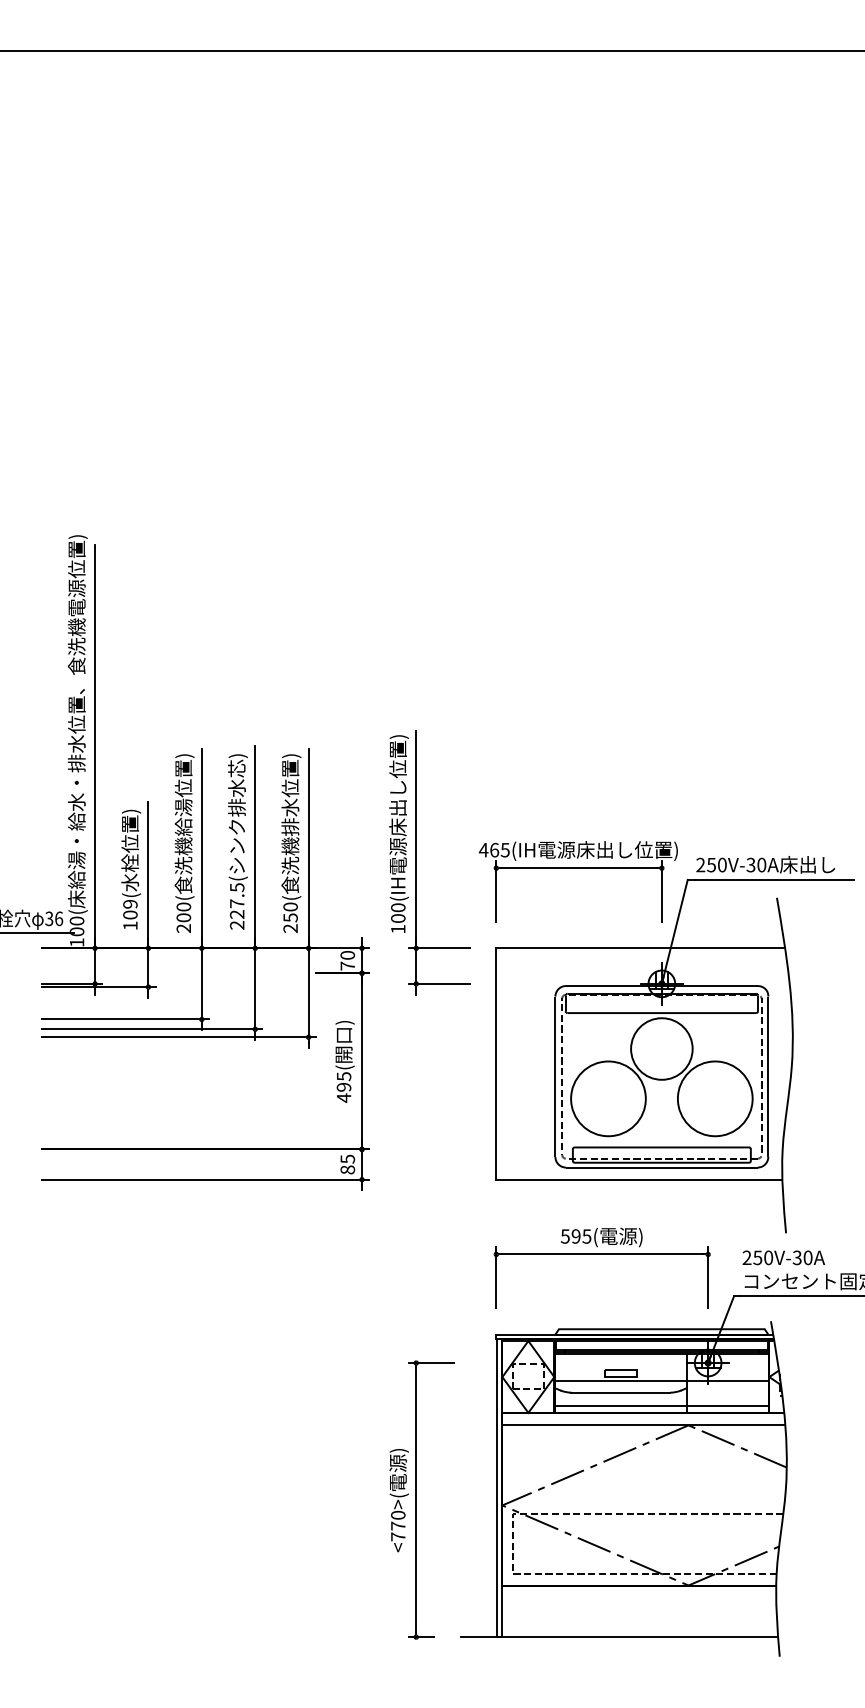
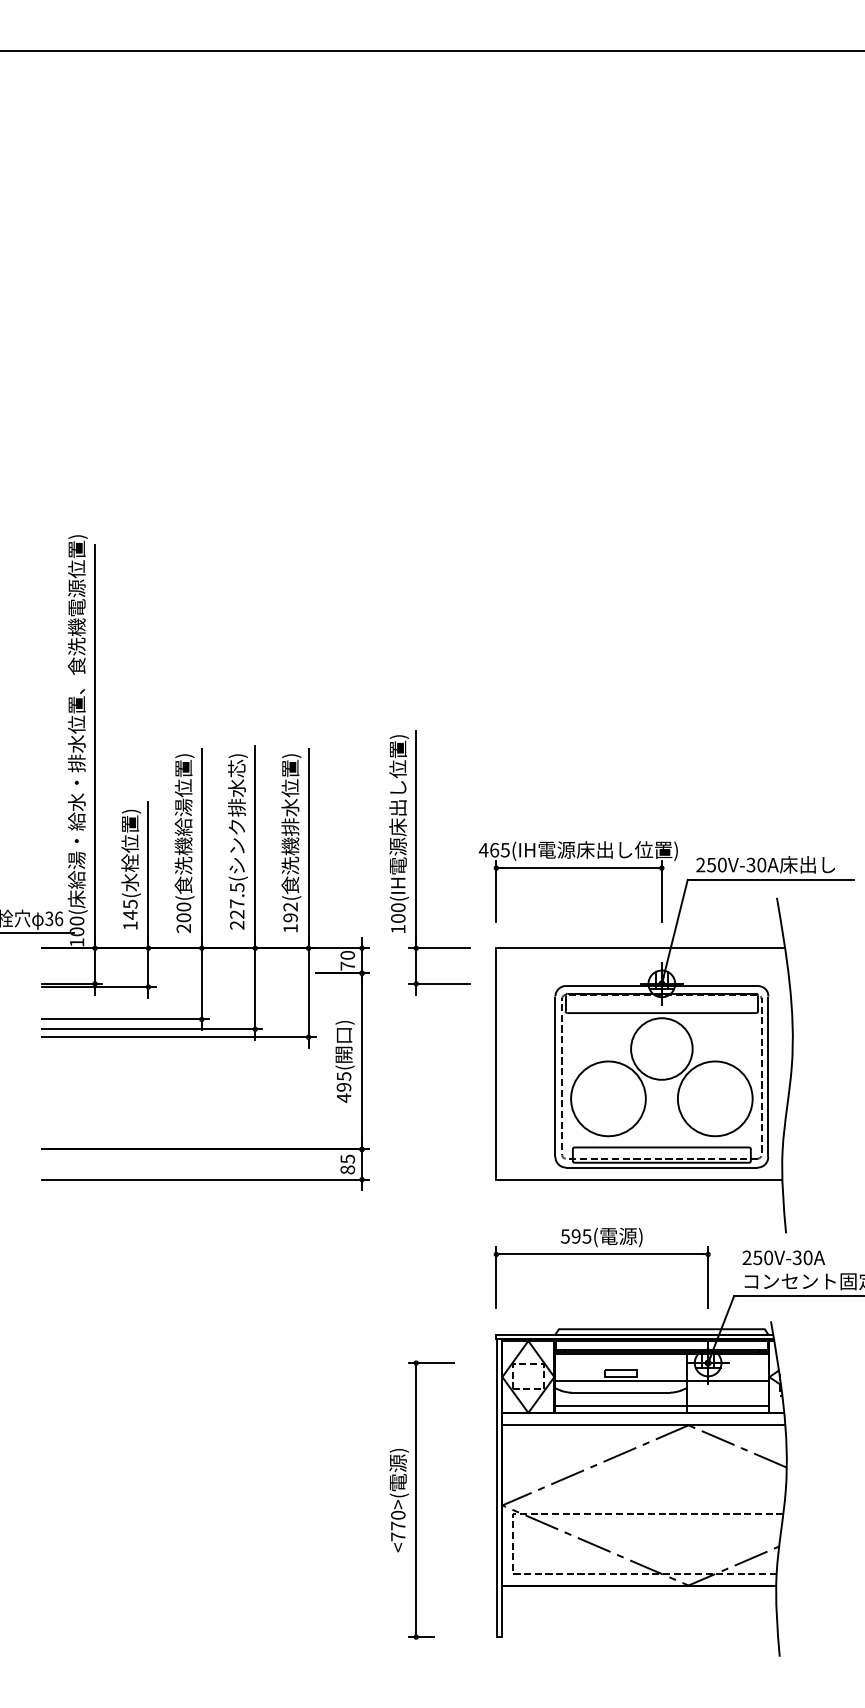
text: 109( -> 145( (130, 909)
text: 250( -> 192( (290, 917)
line: present -> none (619, 1637)
